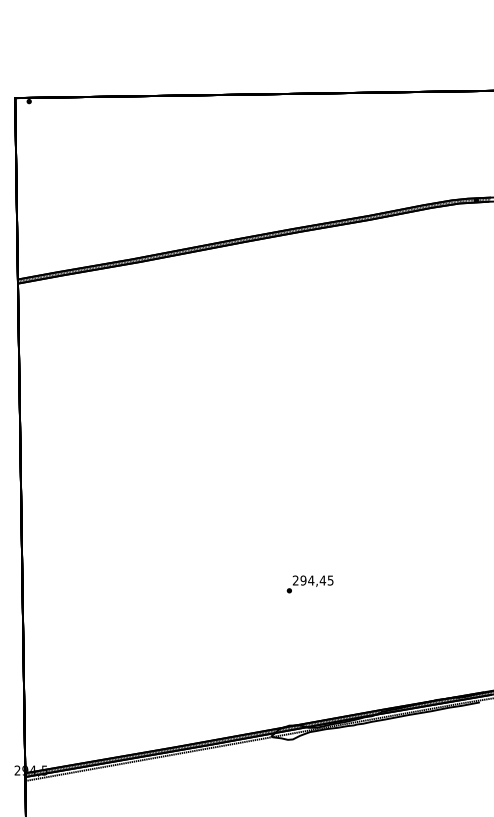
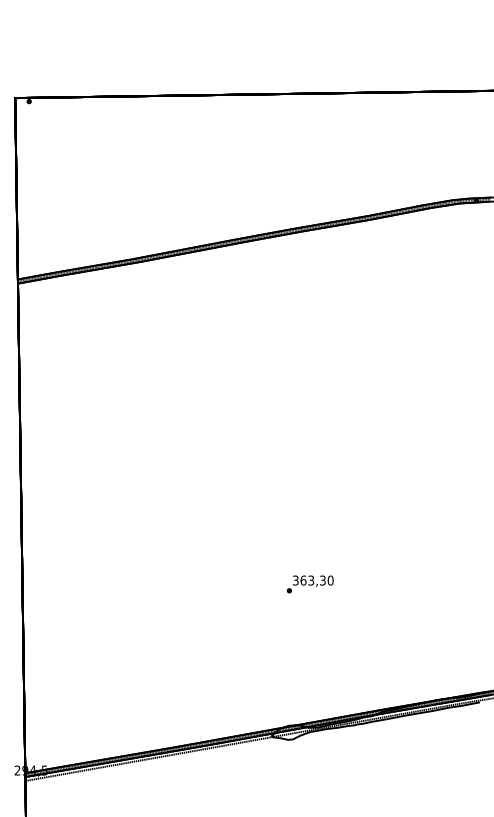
text: 294,45 -> 363,30 (312, 580)
